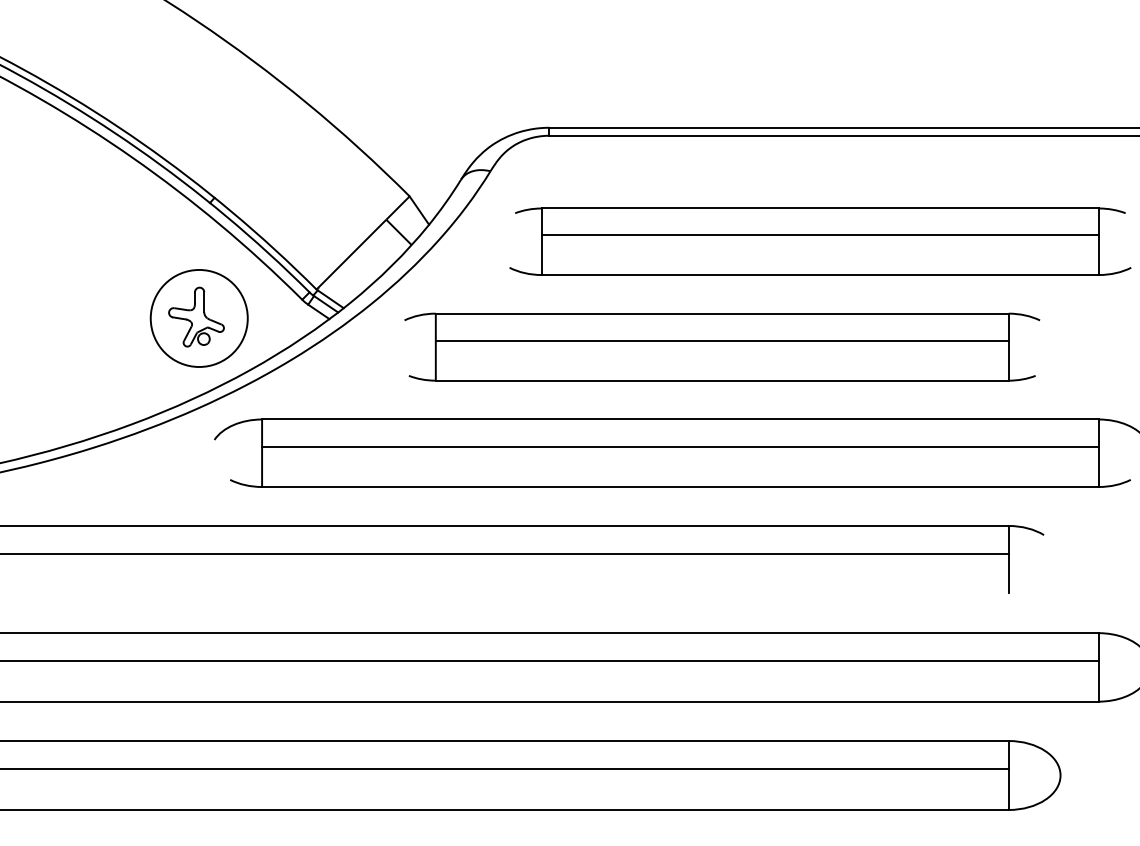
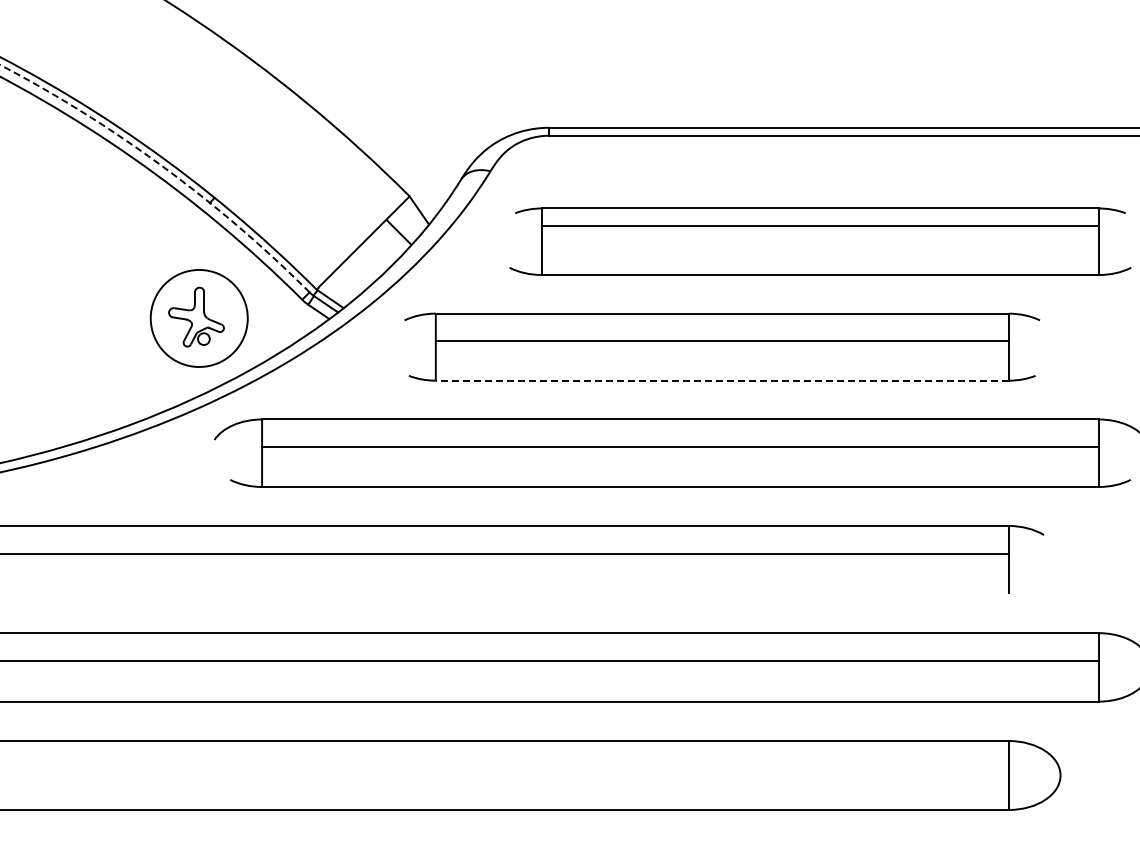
arc: solid -> dashed (163, 167)
line position: (819, 235) -> (819, 226) (819, 226)
line: solid -> dashed (721, 380)
line: present -> none (505, 769)
